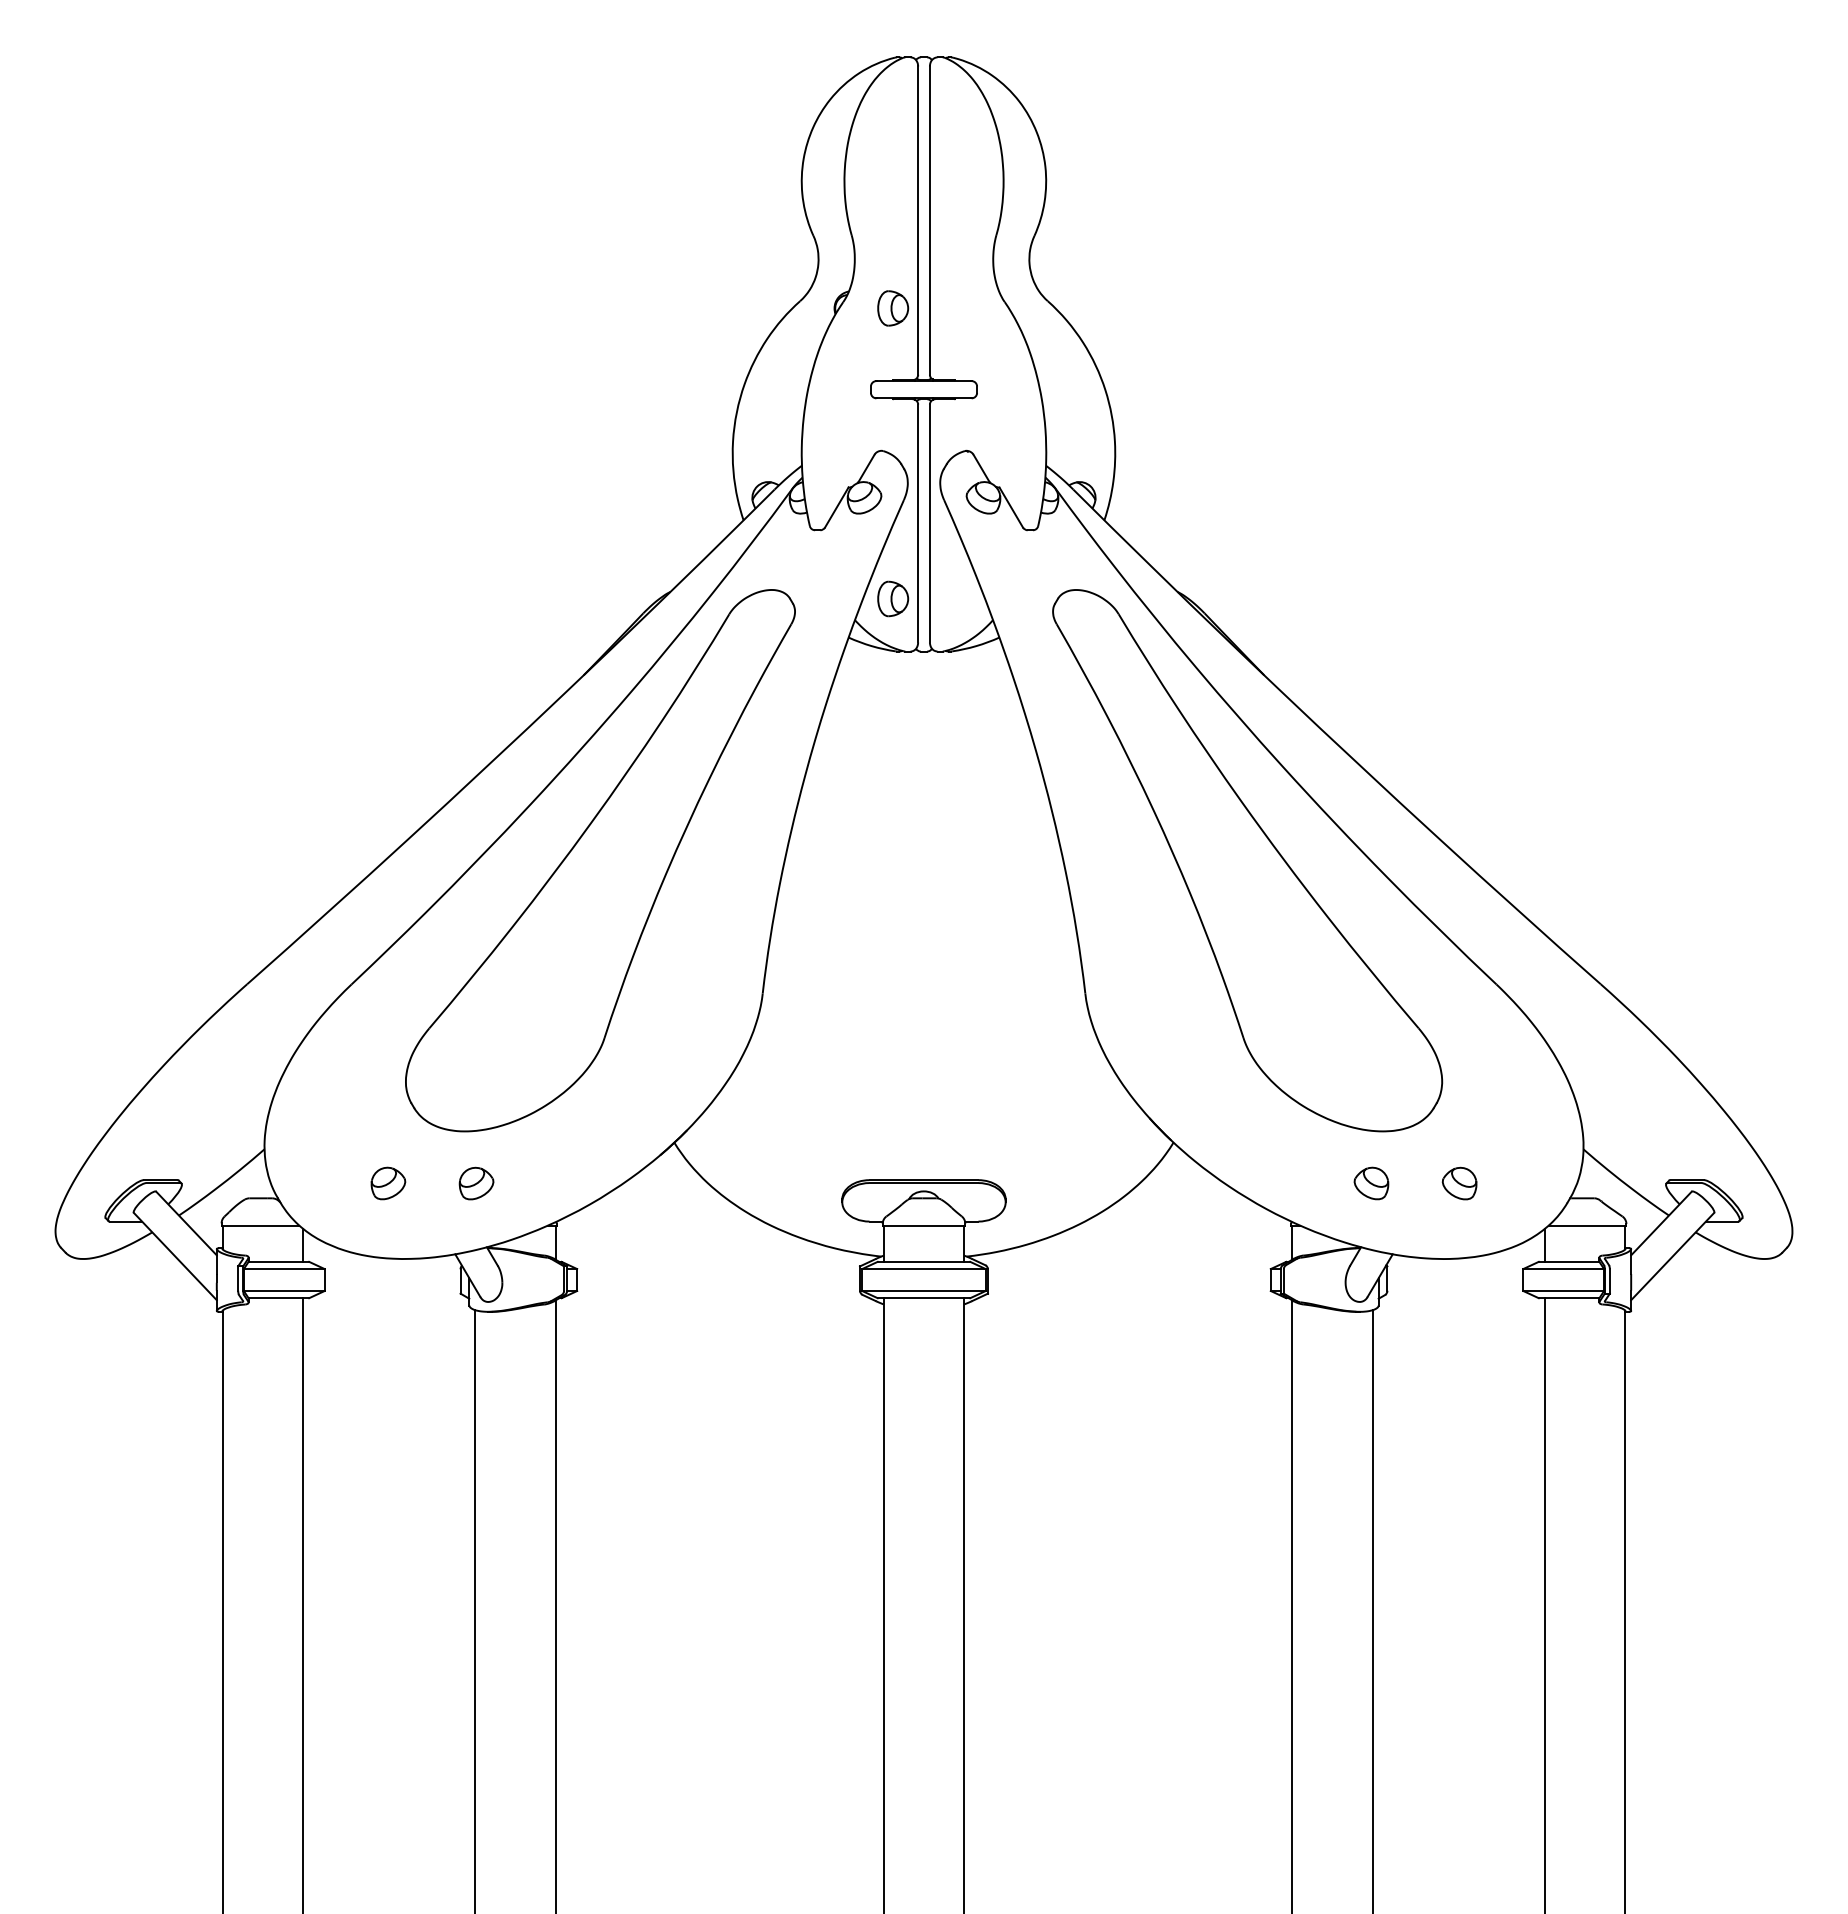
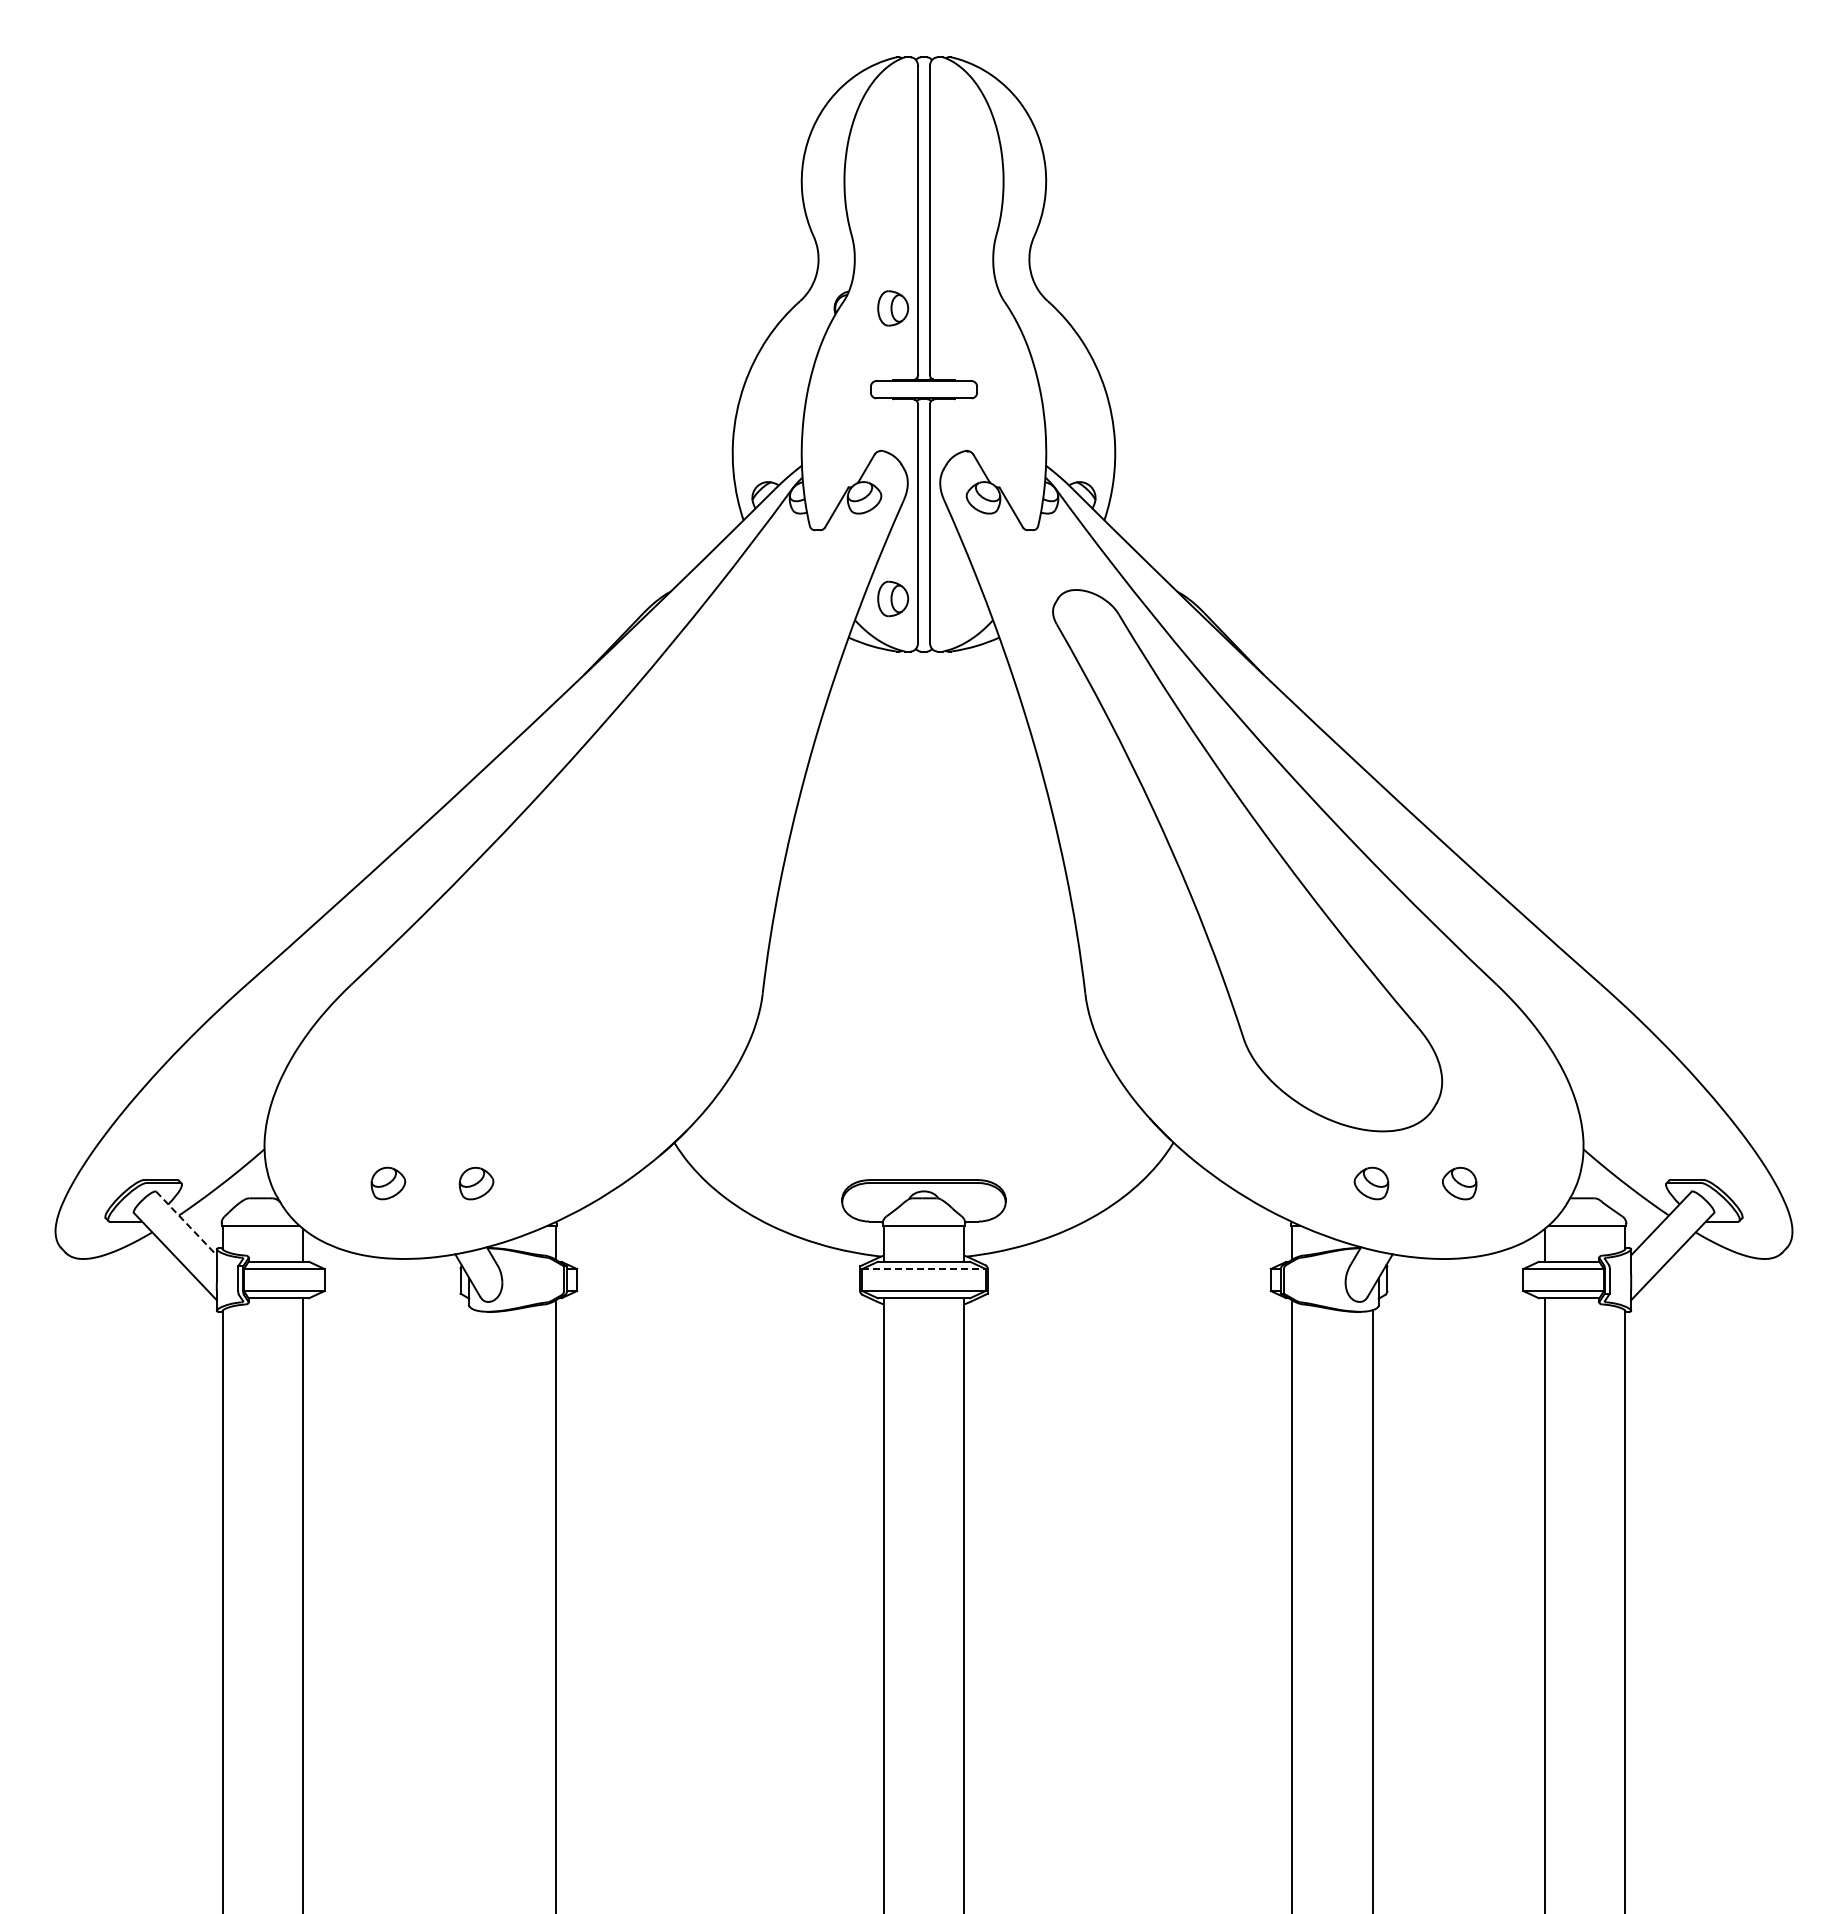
part: present -> none (600, 860)
line: solid -> dashed (186, 1223)
line: solid -> dashed (923, 1269)
line: present -> none (475, 1610)
